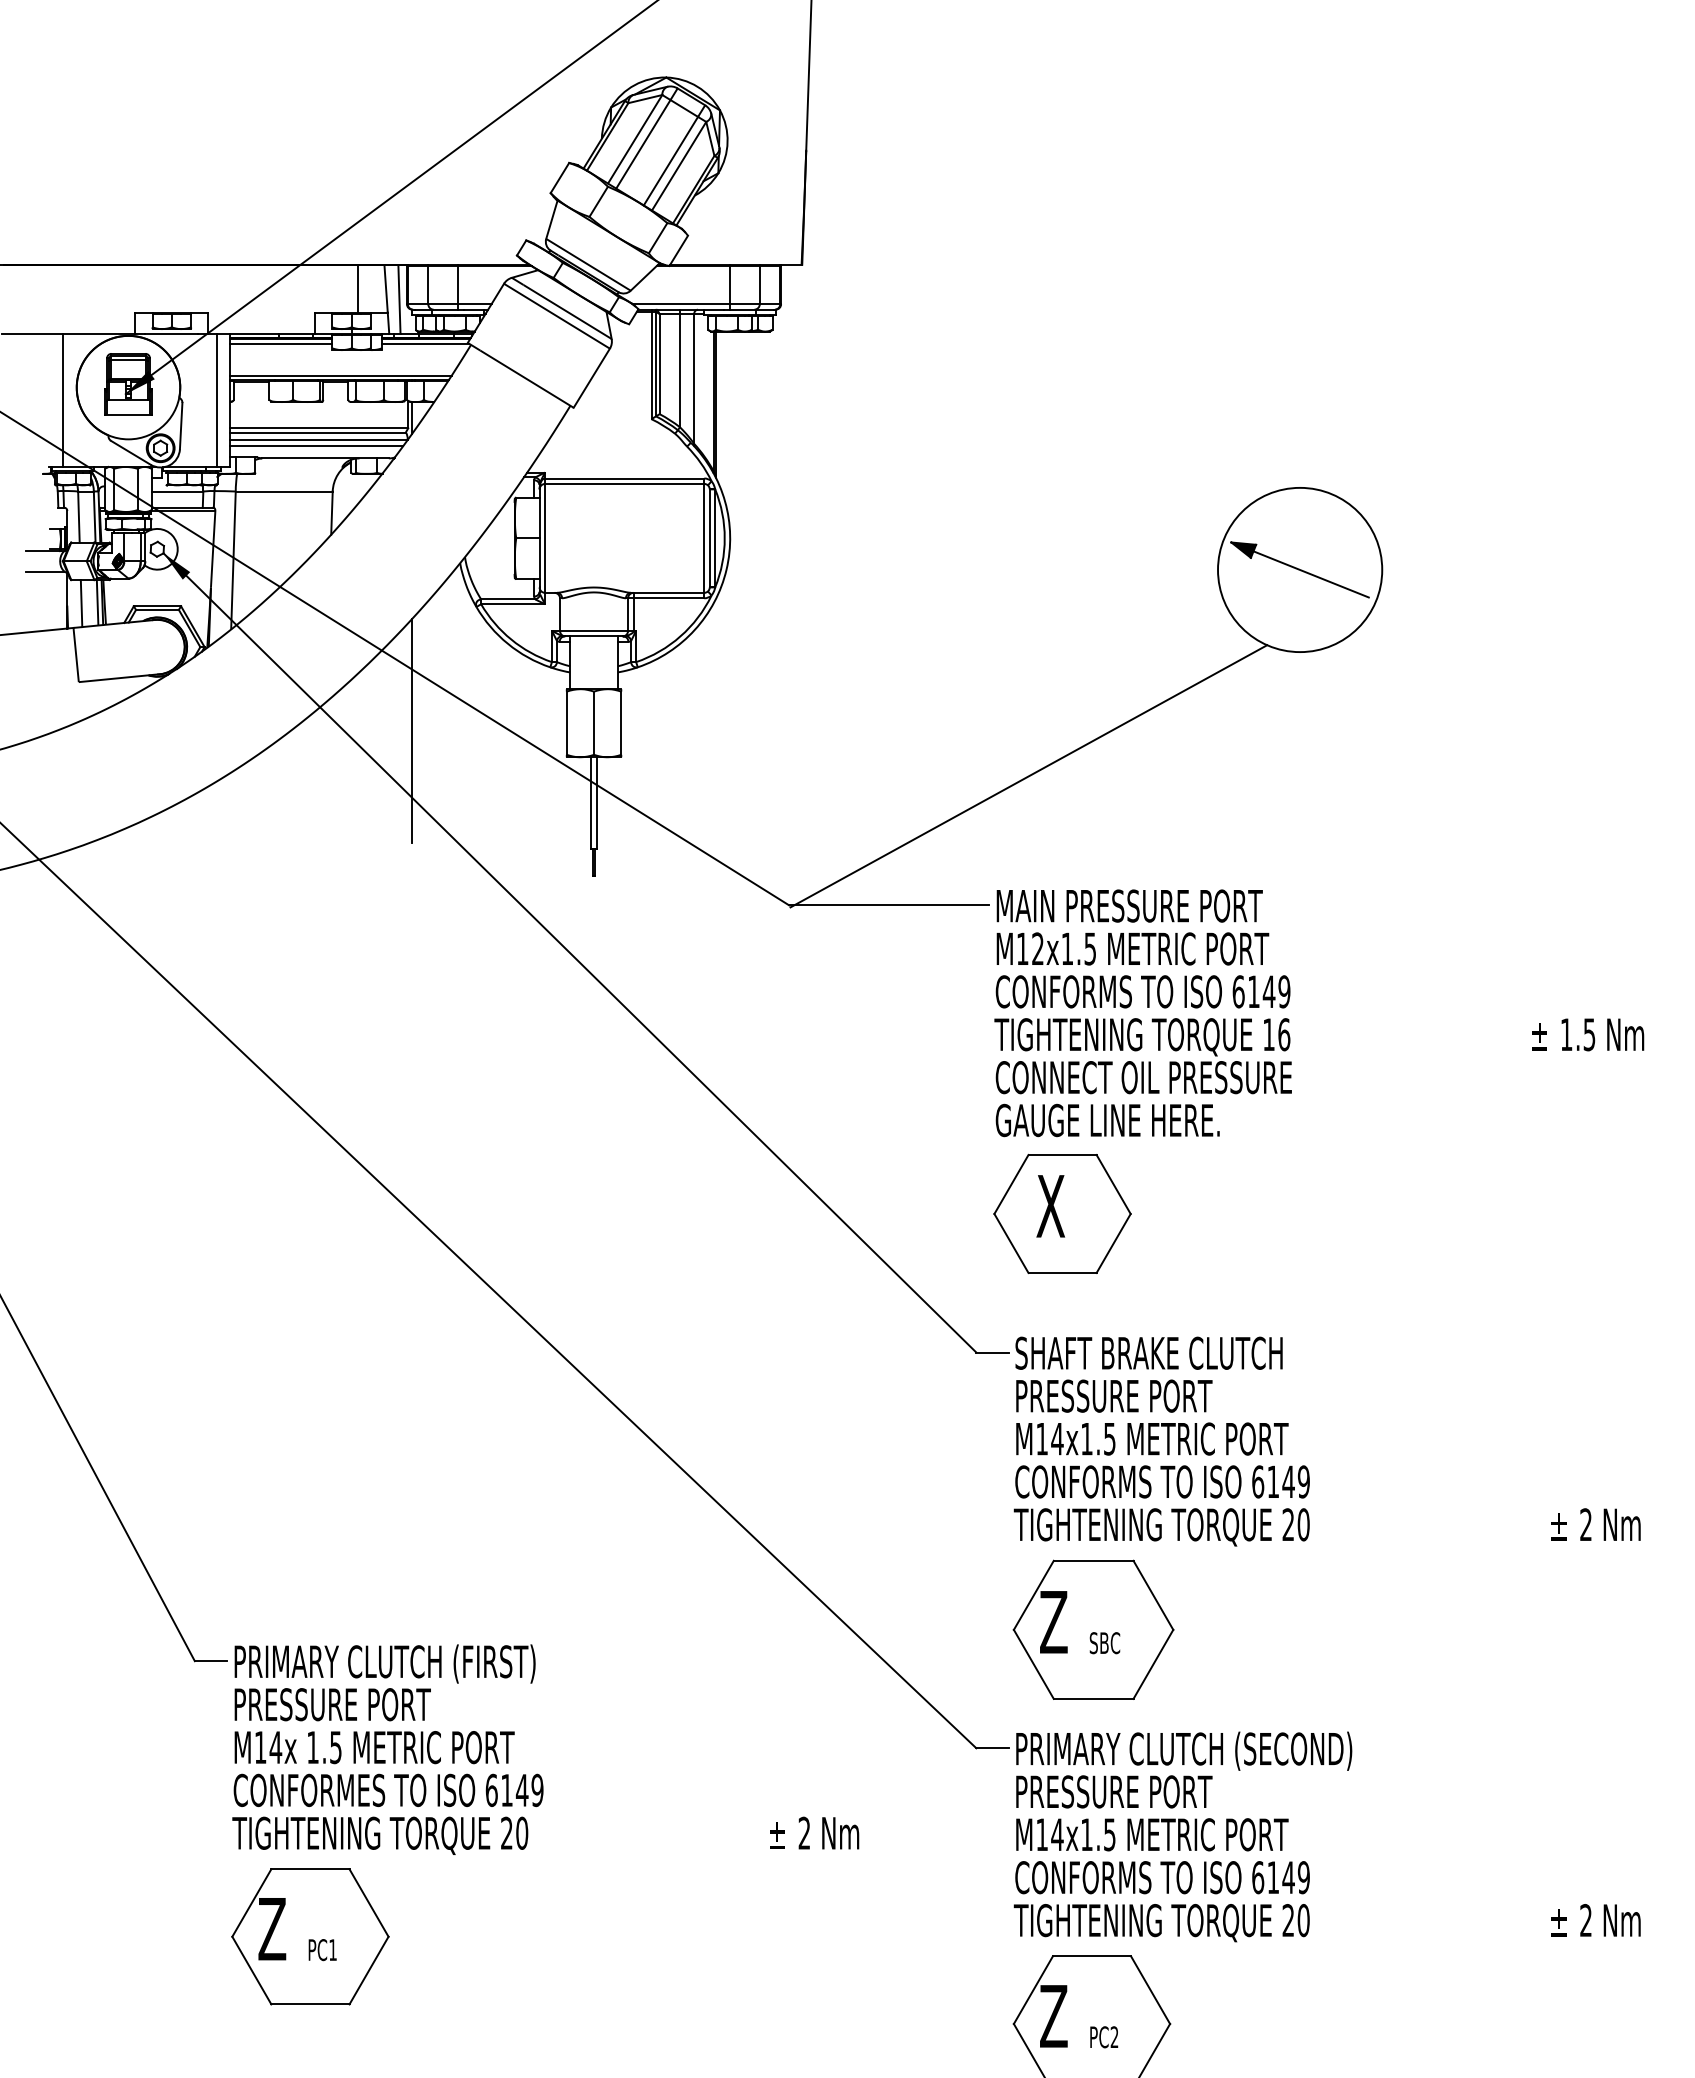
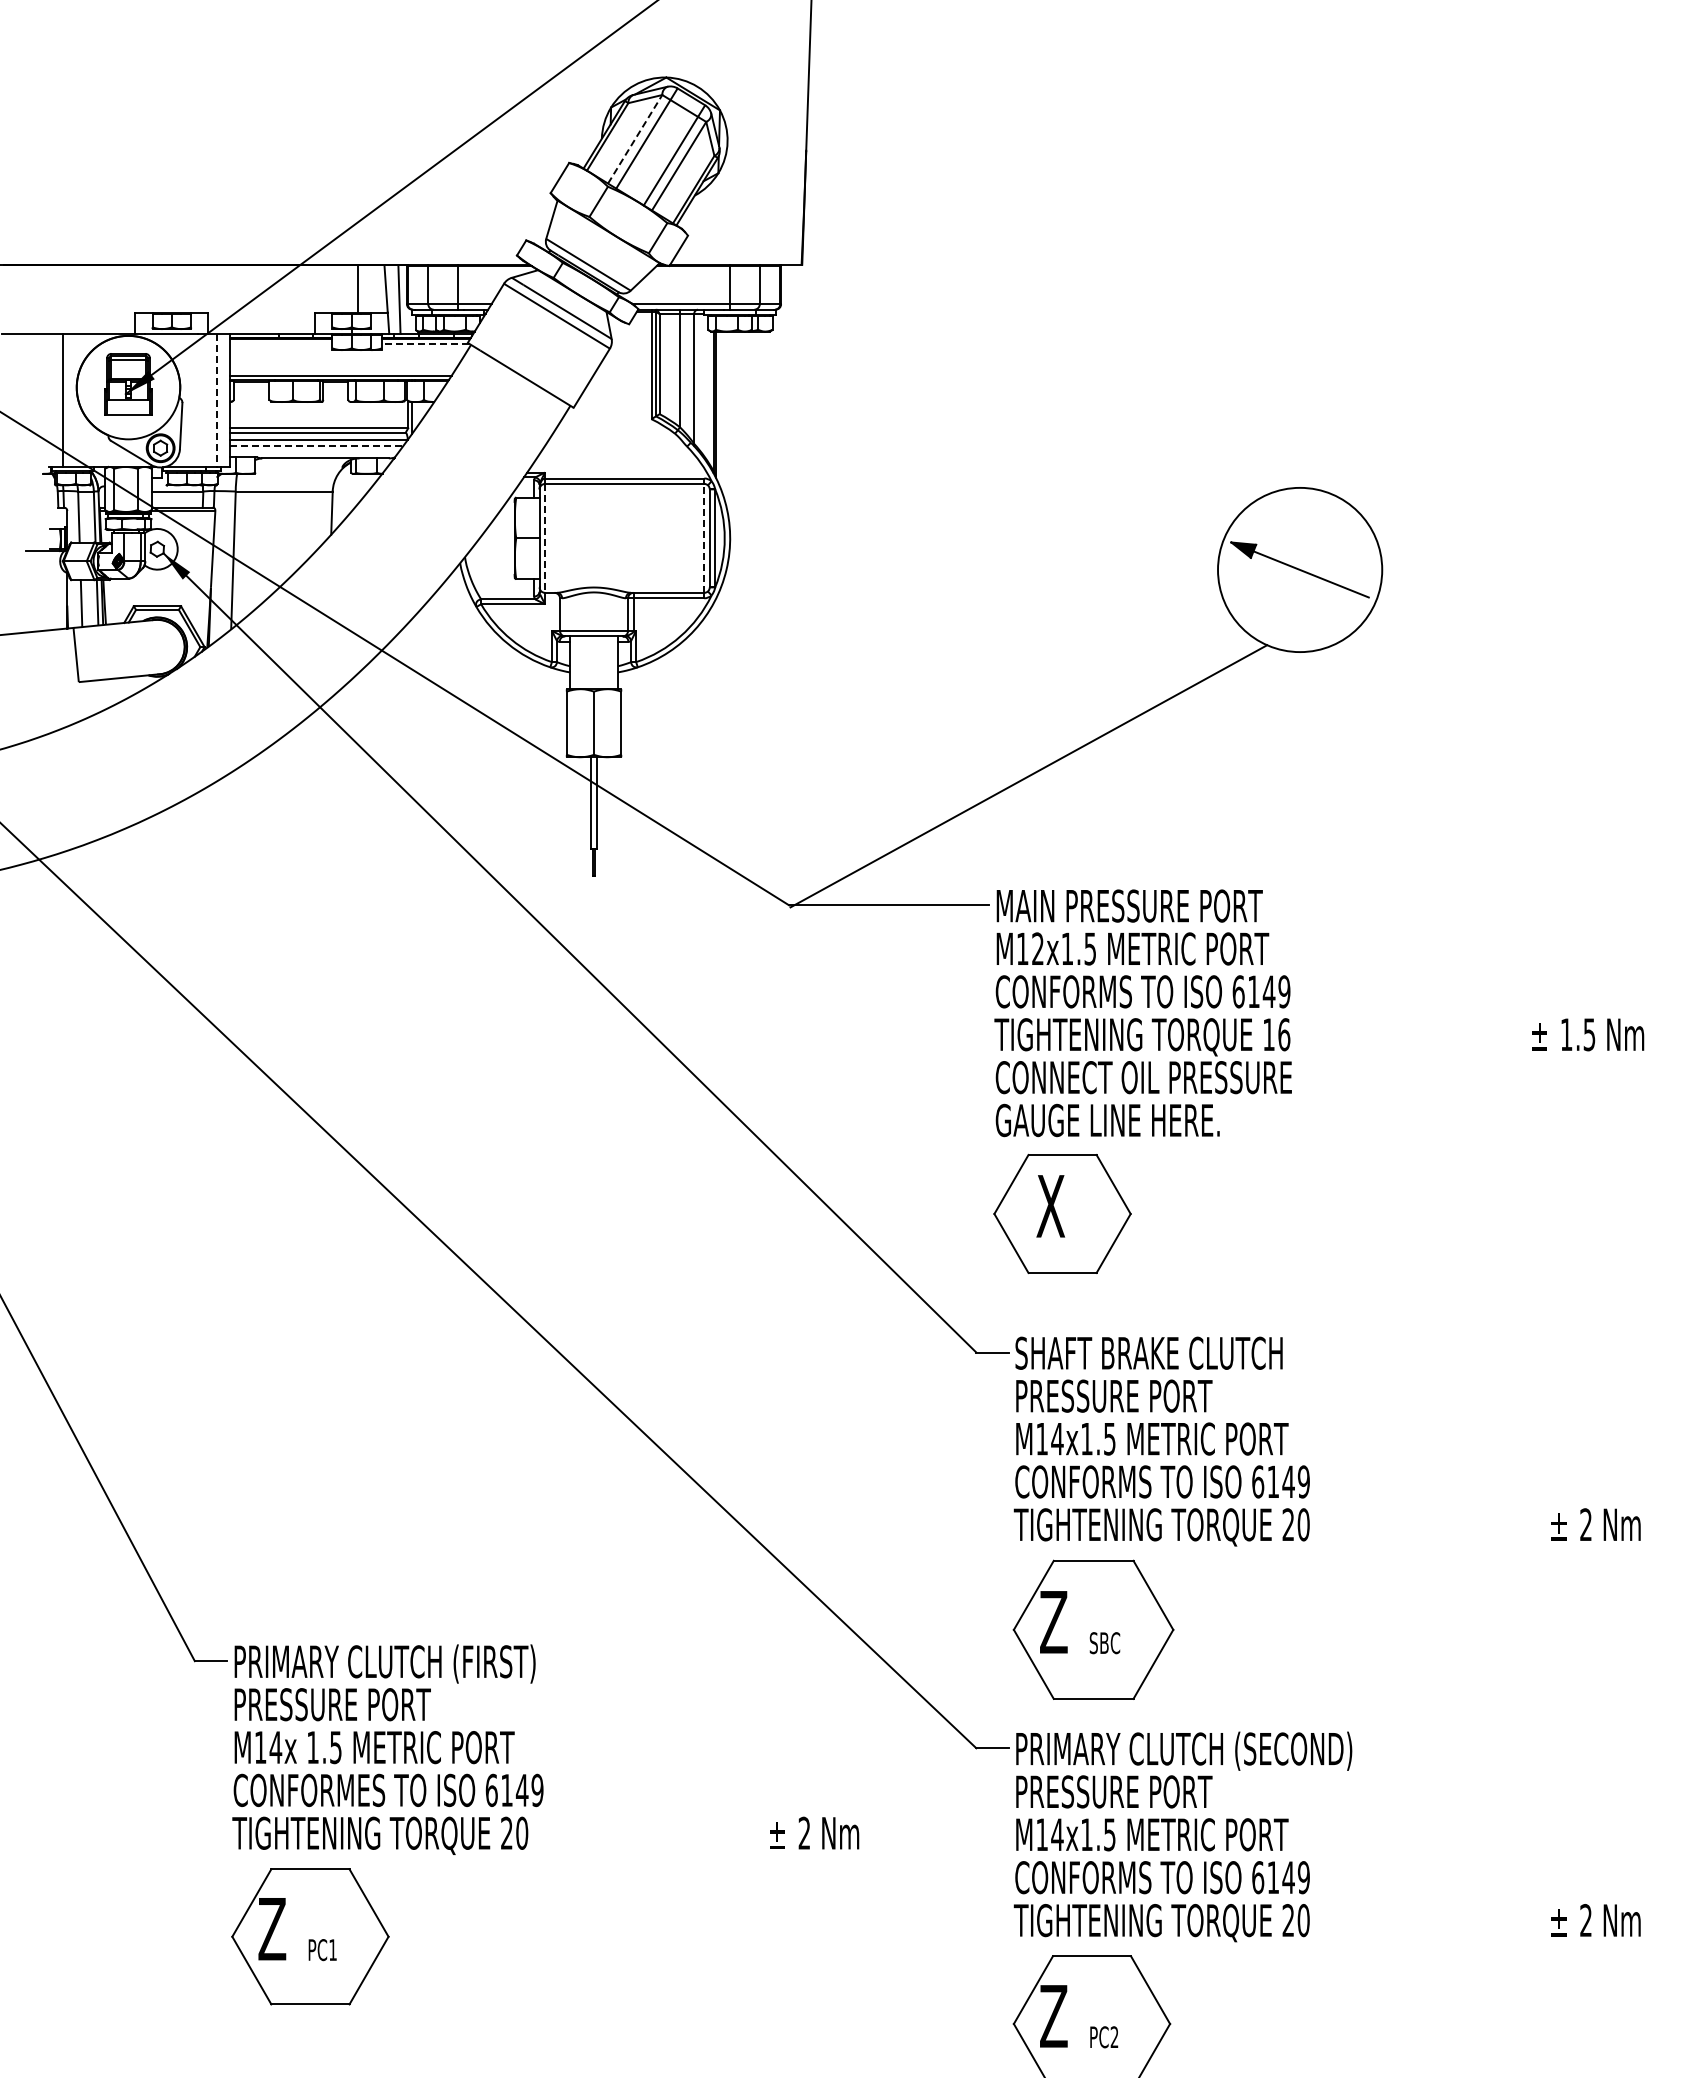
line: solid -> dashed (635, 139)
line: present -> none (281, 343)
line: solid -> dashed (425, 343)
line: solid -> dashed (216, 401)
line: solid -> dashed (317, 445)
line: solid -> dashed (704, 537)
line: solid -> dashed (545, 538)
line: present -> none (45, 571)
line: present -> none (412, 730)
